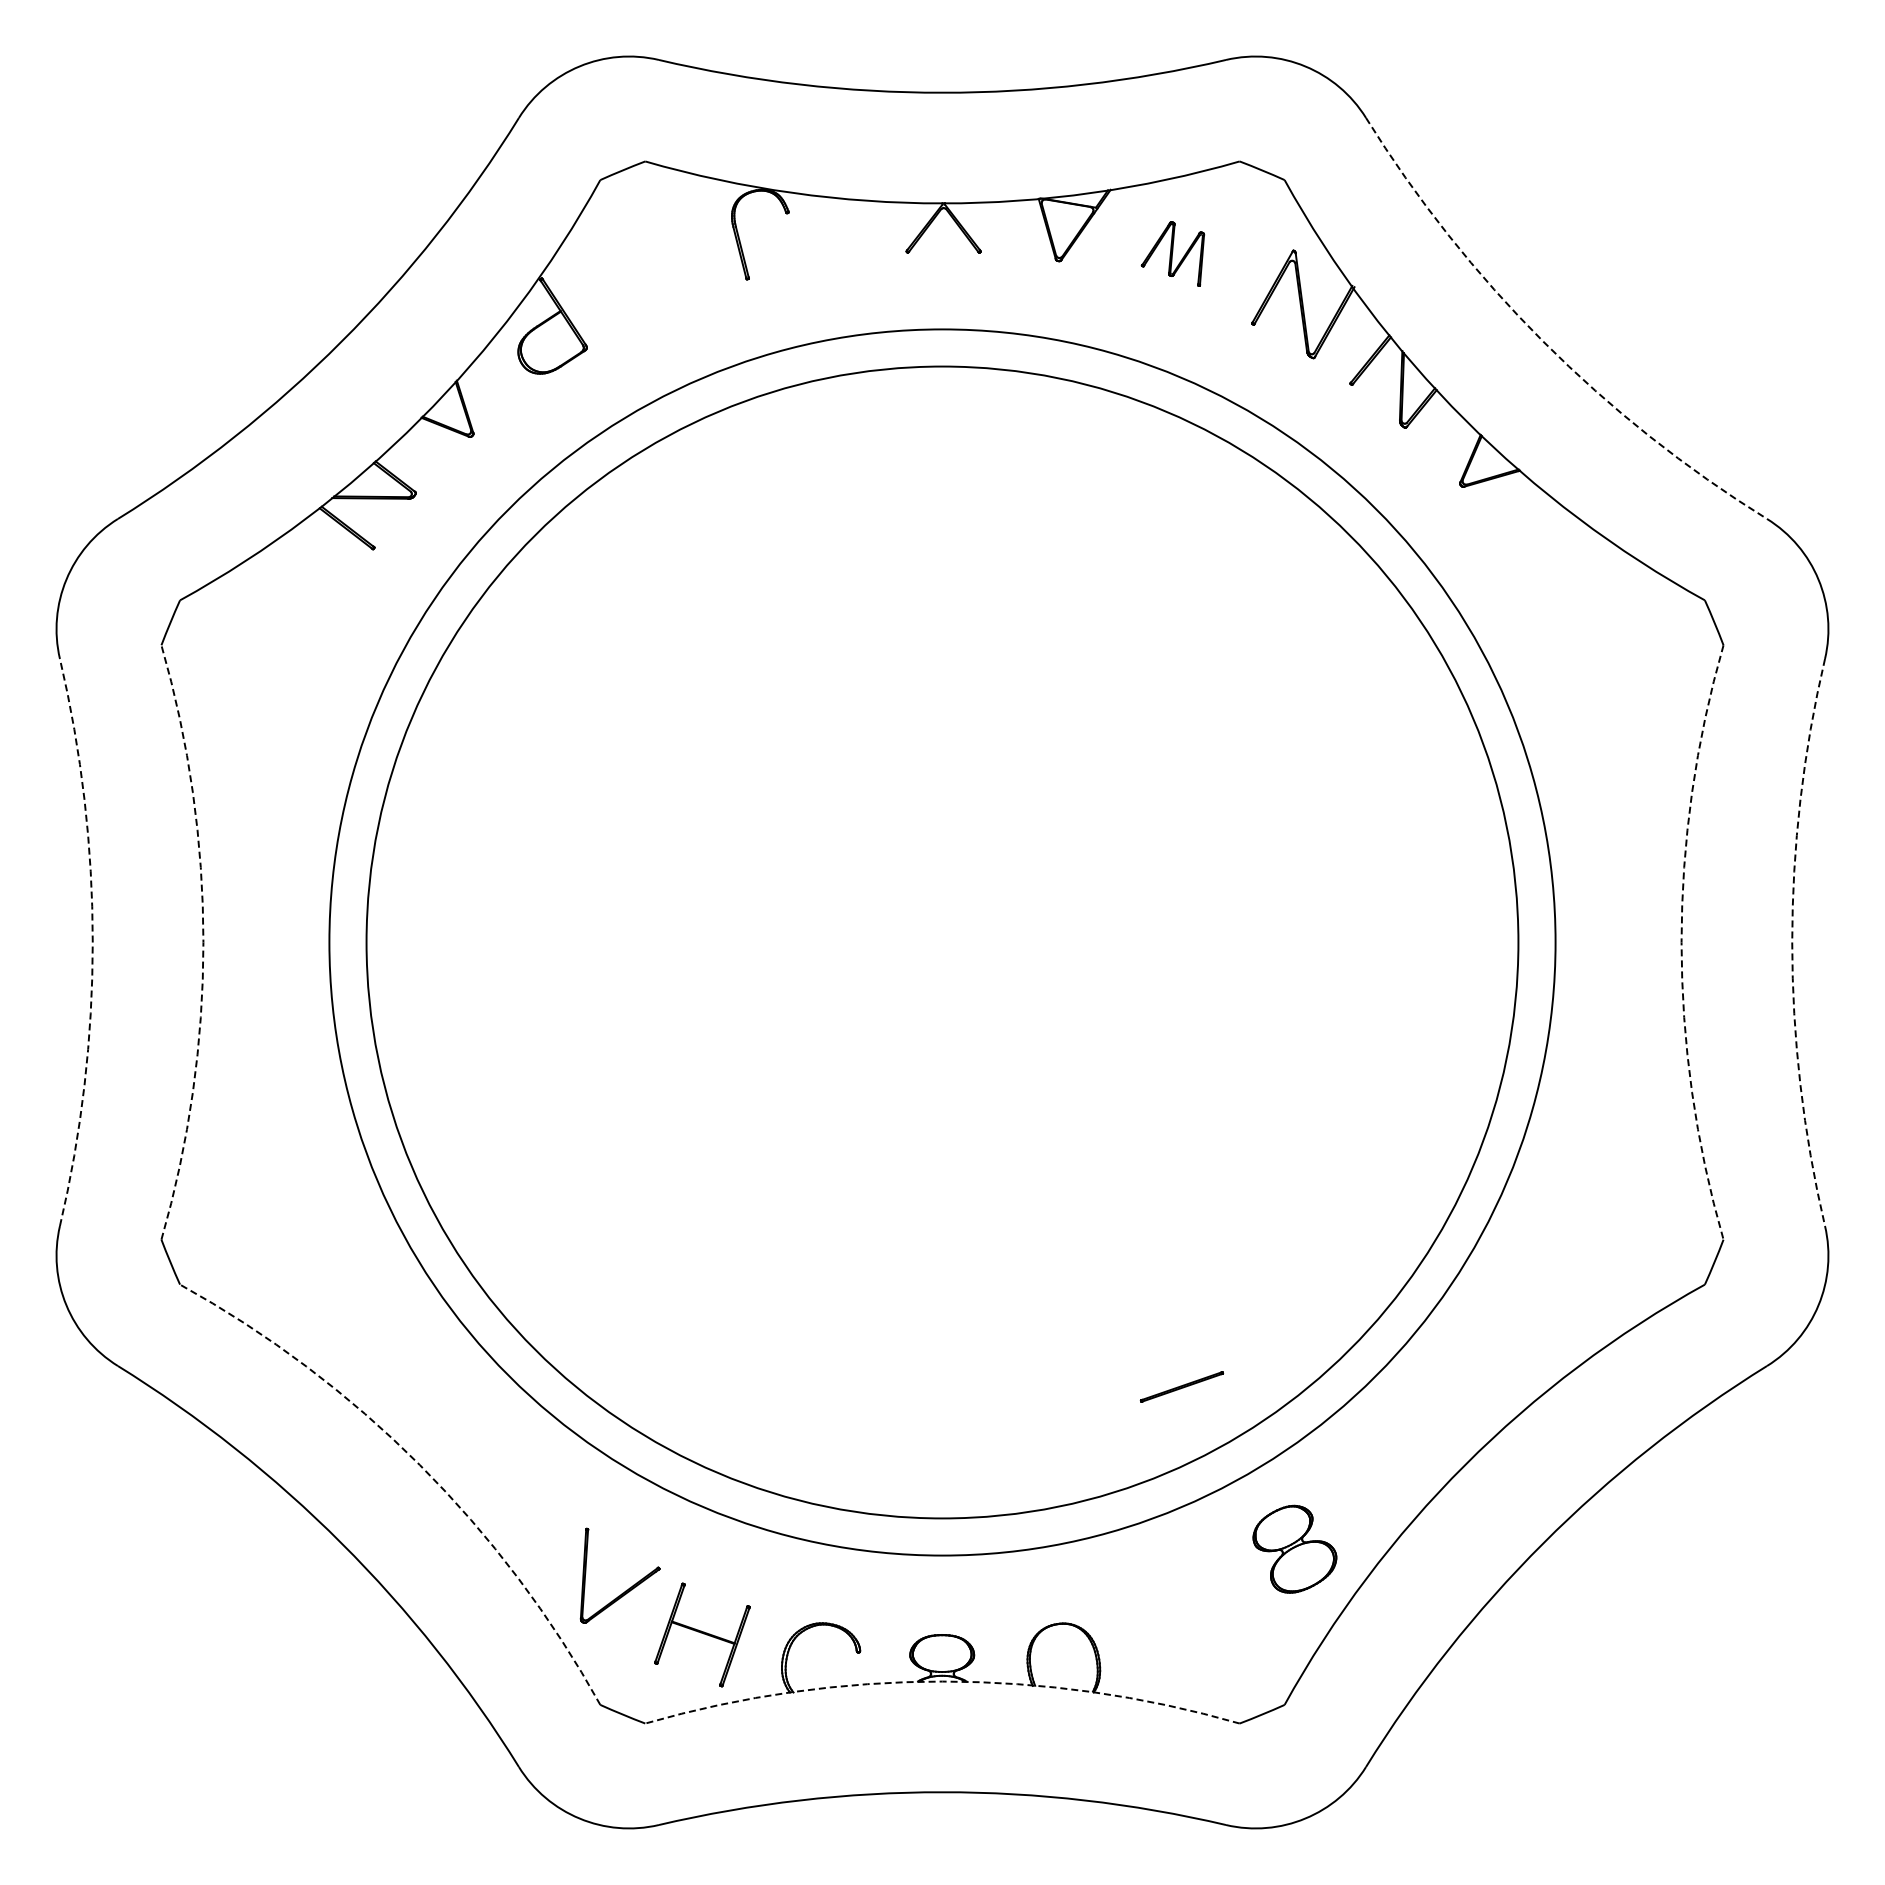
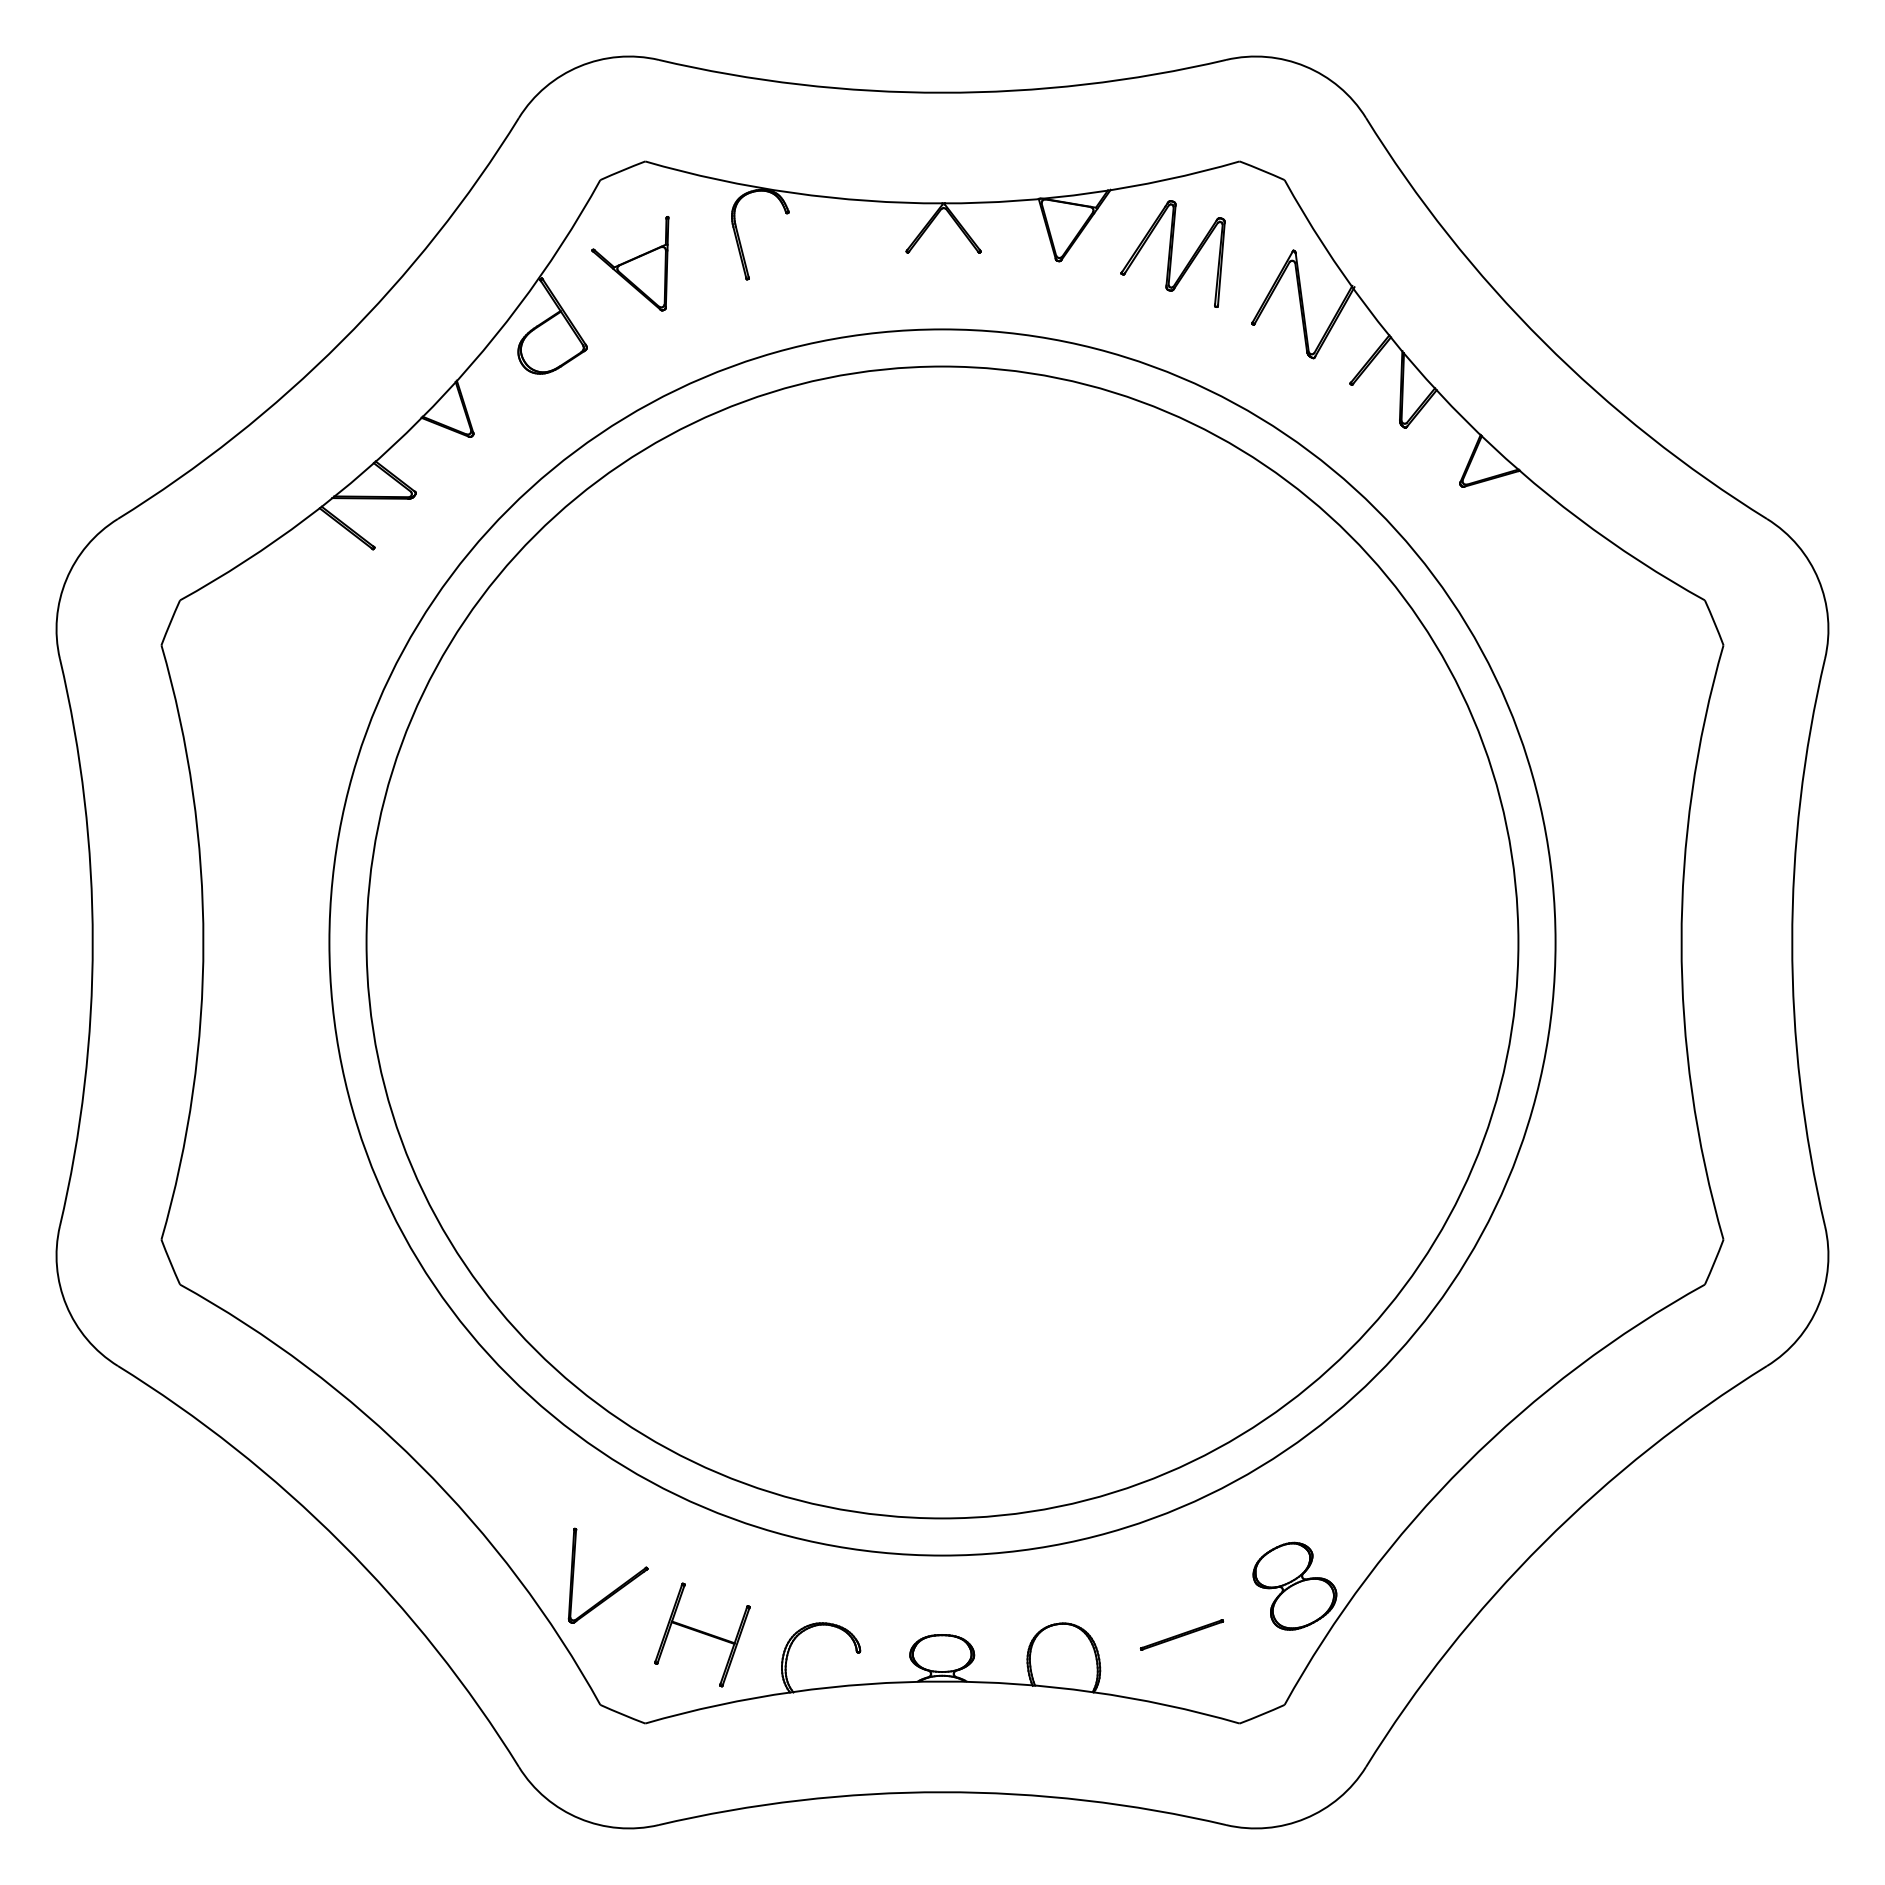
part size: 66x66 px -> 106x108 px (1172, 253)
part: none -> present (630, 263)
arc: dashed -> solid (1543, 341)
arc: dashed -> solid (92, 942)
arc: dashed -> solid (203, 942)
arc: dashed -> solid (1681, 942)
arc: dashed -> solid (1792, 942)
line position: (1181, 1386) -> (1181, 1634) (1181, 1634)
arc: dashed -> solid (419, 1465)
part position: (1294, 1548) -> (1294, 1585) (1294, 1585)
part position: (629, 1587) -> (617, 1587) (617, 1587)
arc: dashed -> solid (942, 1681)
